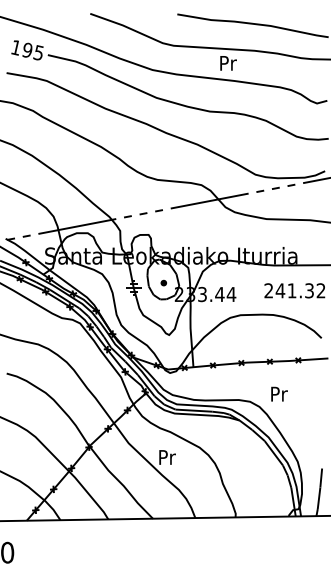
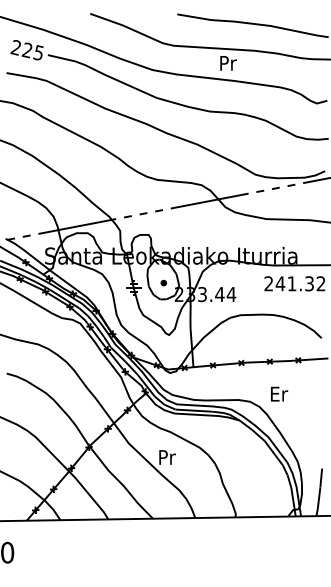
text: 195 -> 225 (21, 49)
text position: (294, 290) -> (294, 283) (294, 283)
text: Pr -> Er (279, 393)
